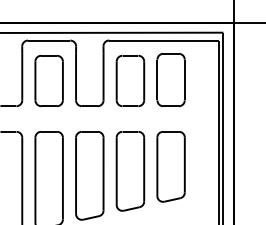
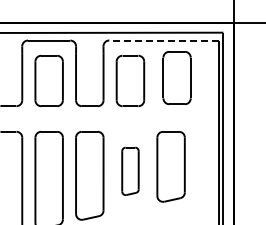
line: solid -> dashed (163, 40)
part position: (170, 80) -> (176, 78) (176, 78)
part size: 31x81 px -> 19x50 px (130, 170)
